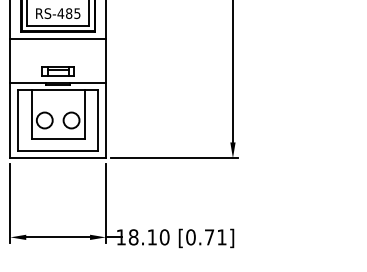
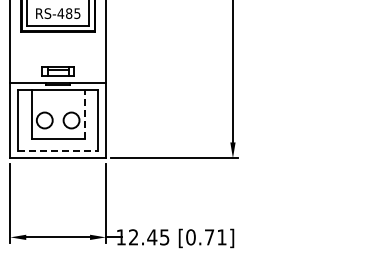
line: present -> none (57, 39)
line: solid -> dashed (84, 114)
line: solid -> dashed (58, 150)
text: 18.10 -> 12.45 (148, 237)
